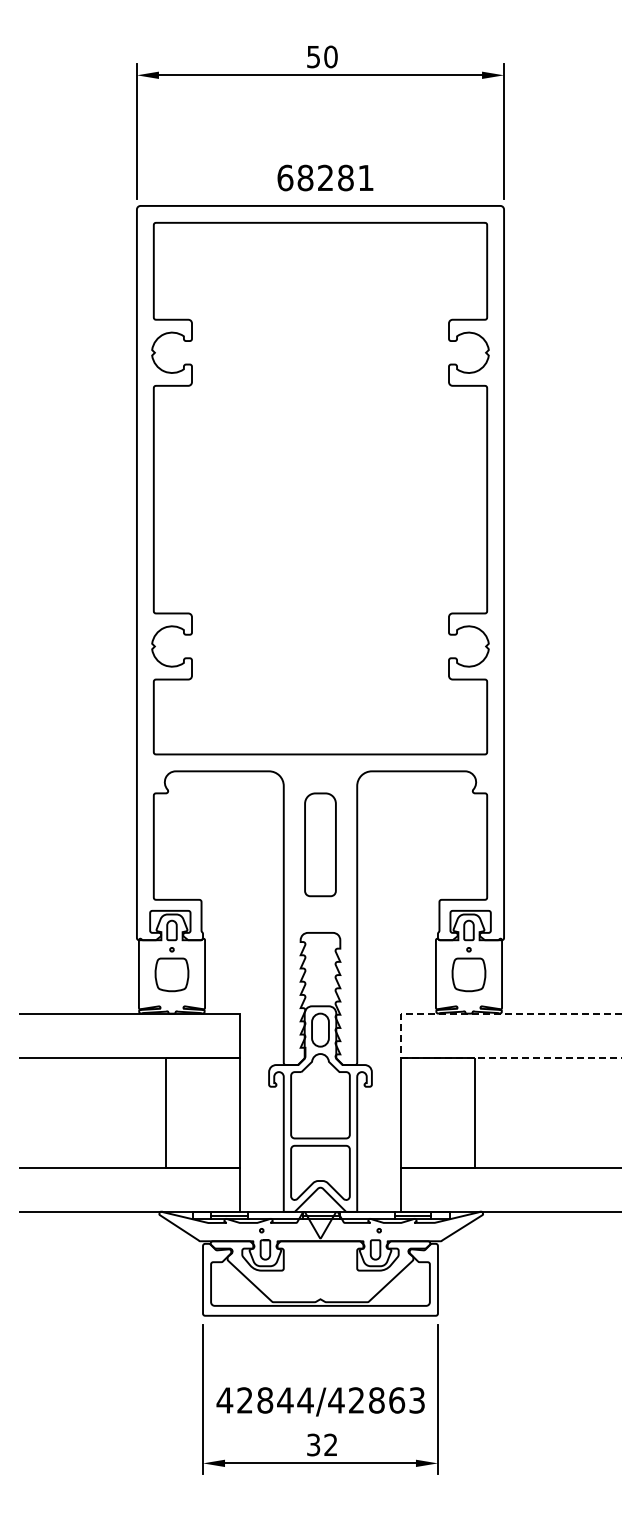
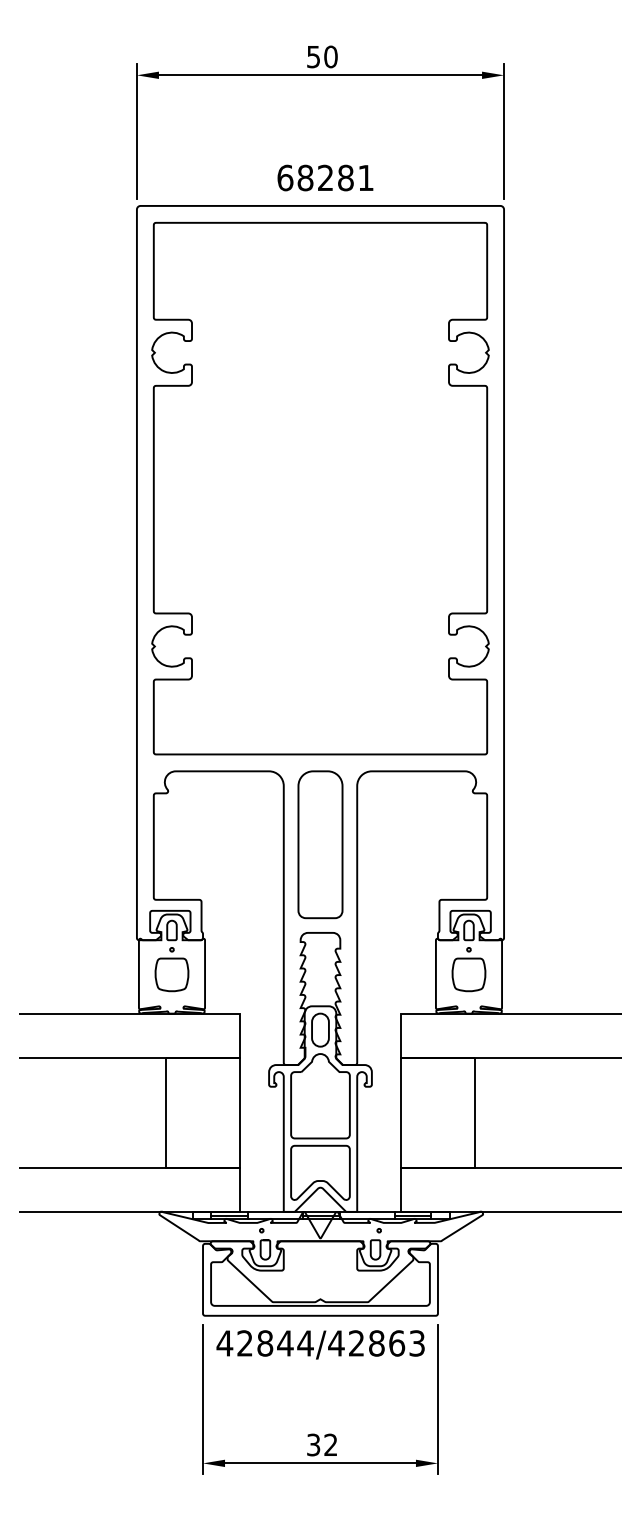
part size: 33x106 px -> 47x150 px (320, 844)
line: dashed -> solid (401, 1036)
text position: (320, 1401) -> (320, 1344) (320, 1344)
